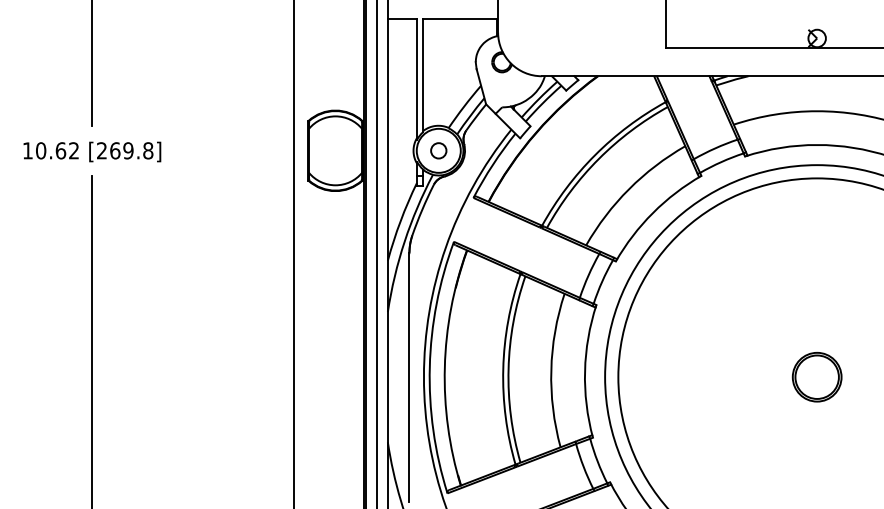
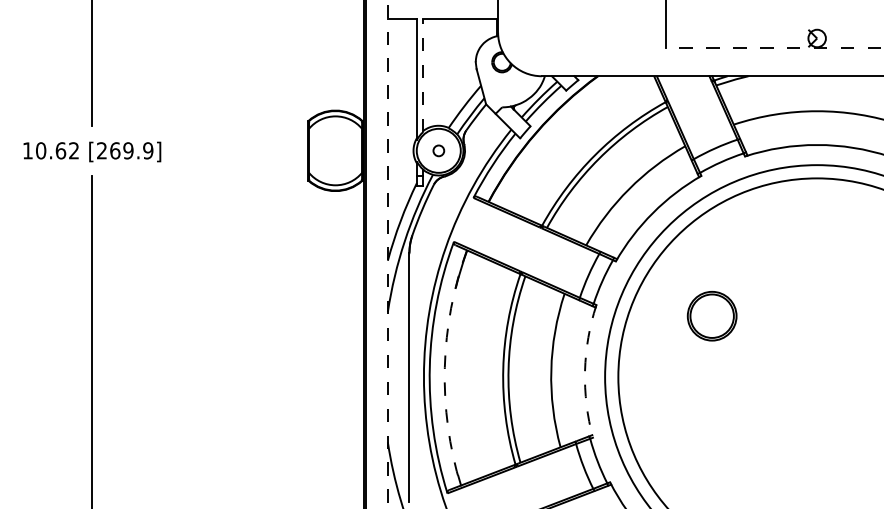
line: solid -> dashed (774, 47)
line: solid -> dashed (423, 75)
text: [269.8] -> [269.9] (148, 150)
circle size: 18x18 px -> 14x14 px (438, 150)
line: present -> none (294, 253)
line: present -> none (376, 253)
line: solid -> dashed (387, 254)
arc: solid -> dashed (444, 367)
arc: solid -> dashed (585, 371)
part position: (816, 377) -> (711, 316) (711, 316)
